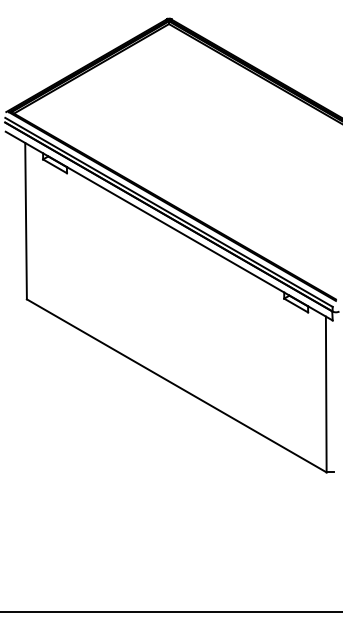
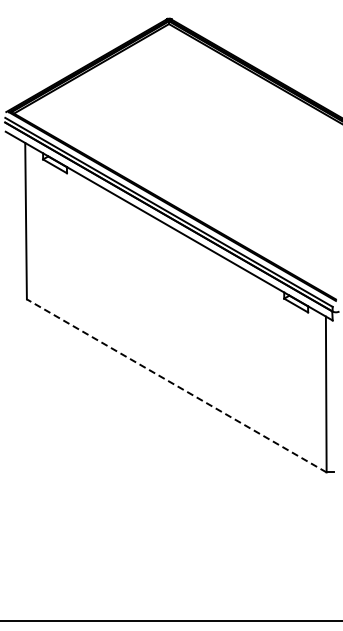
line: solid -> dashed (176, 385)
line position: (170, 612) -> (170, 621) (170, 621)
